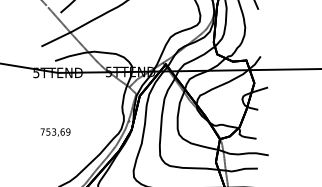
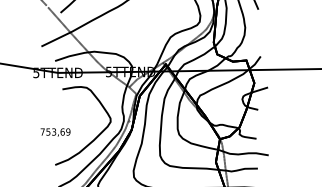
curve: none -> present (95, 137)
